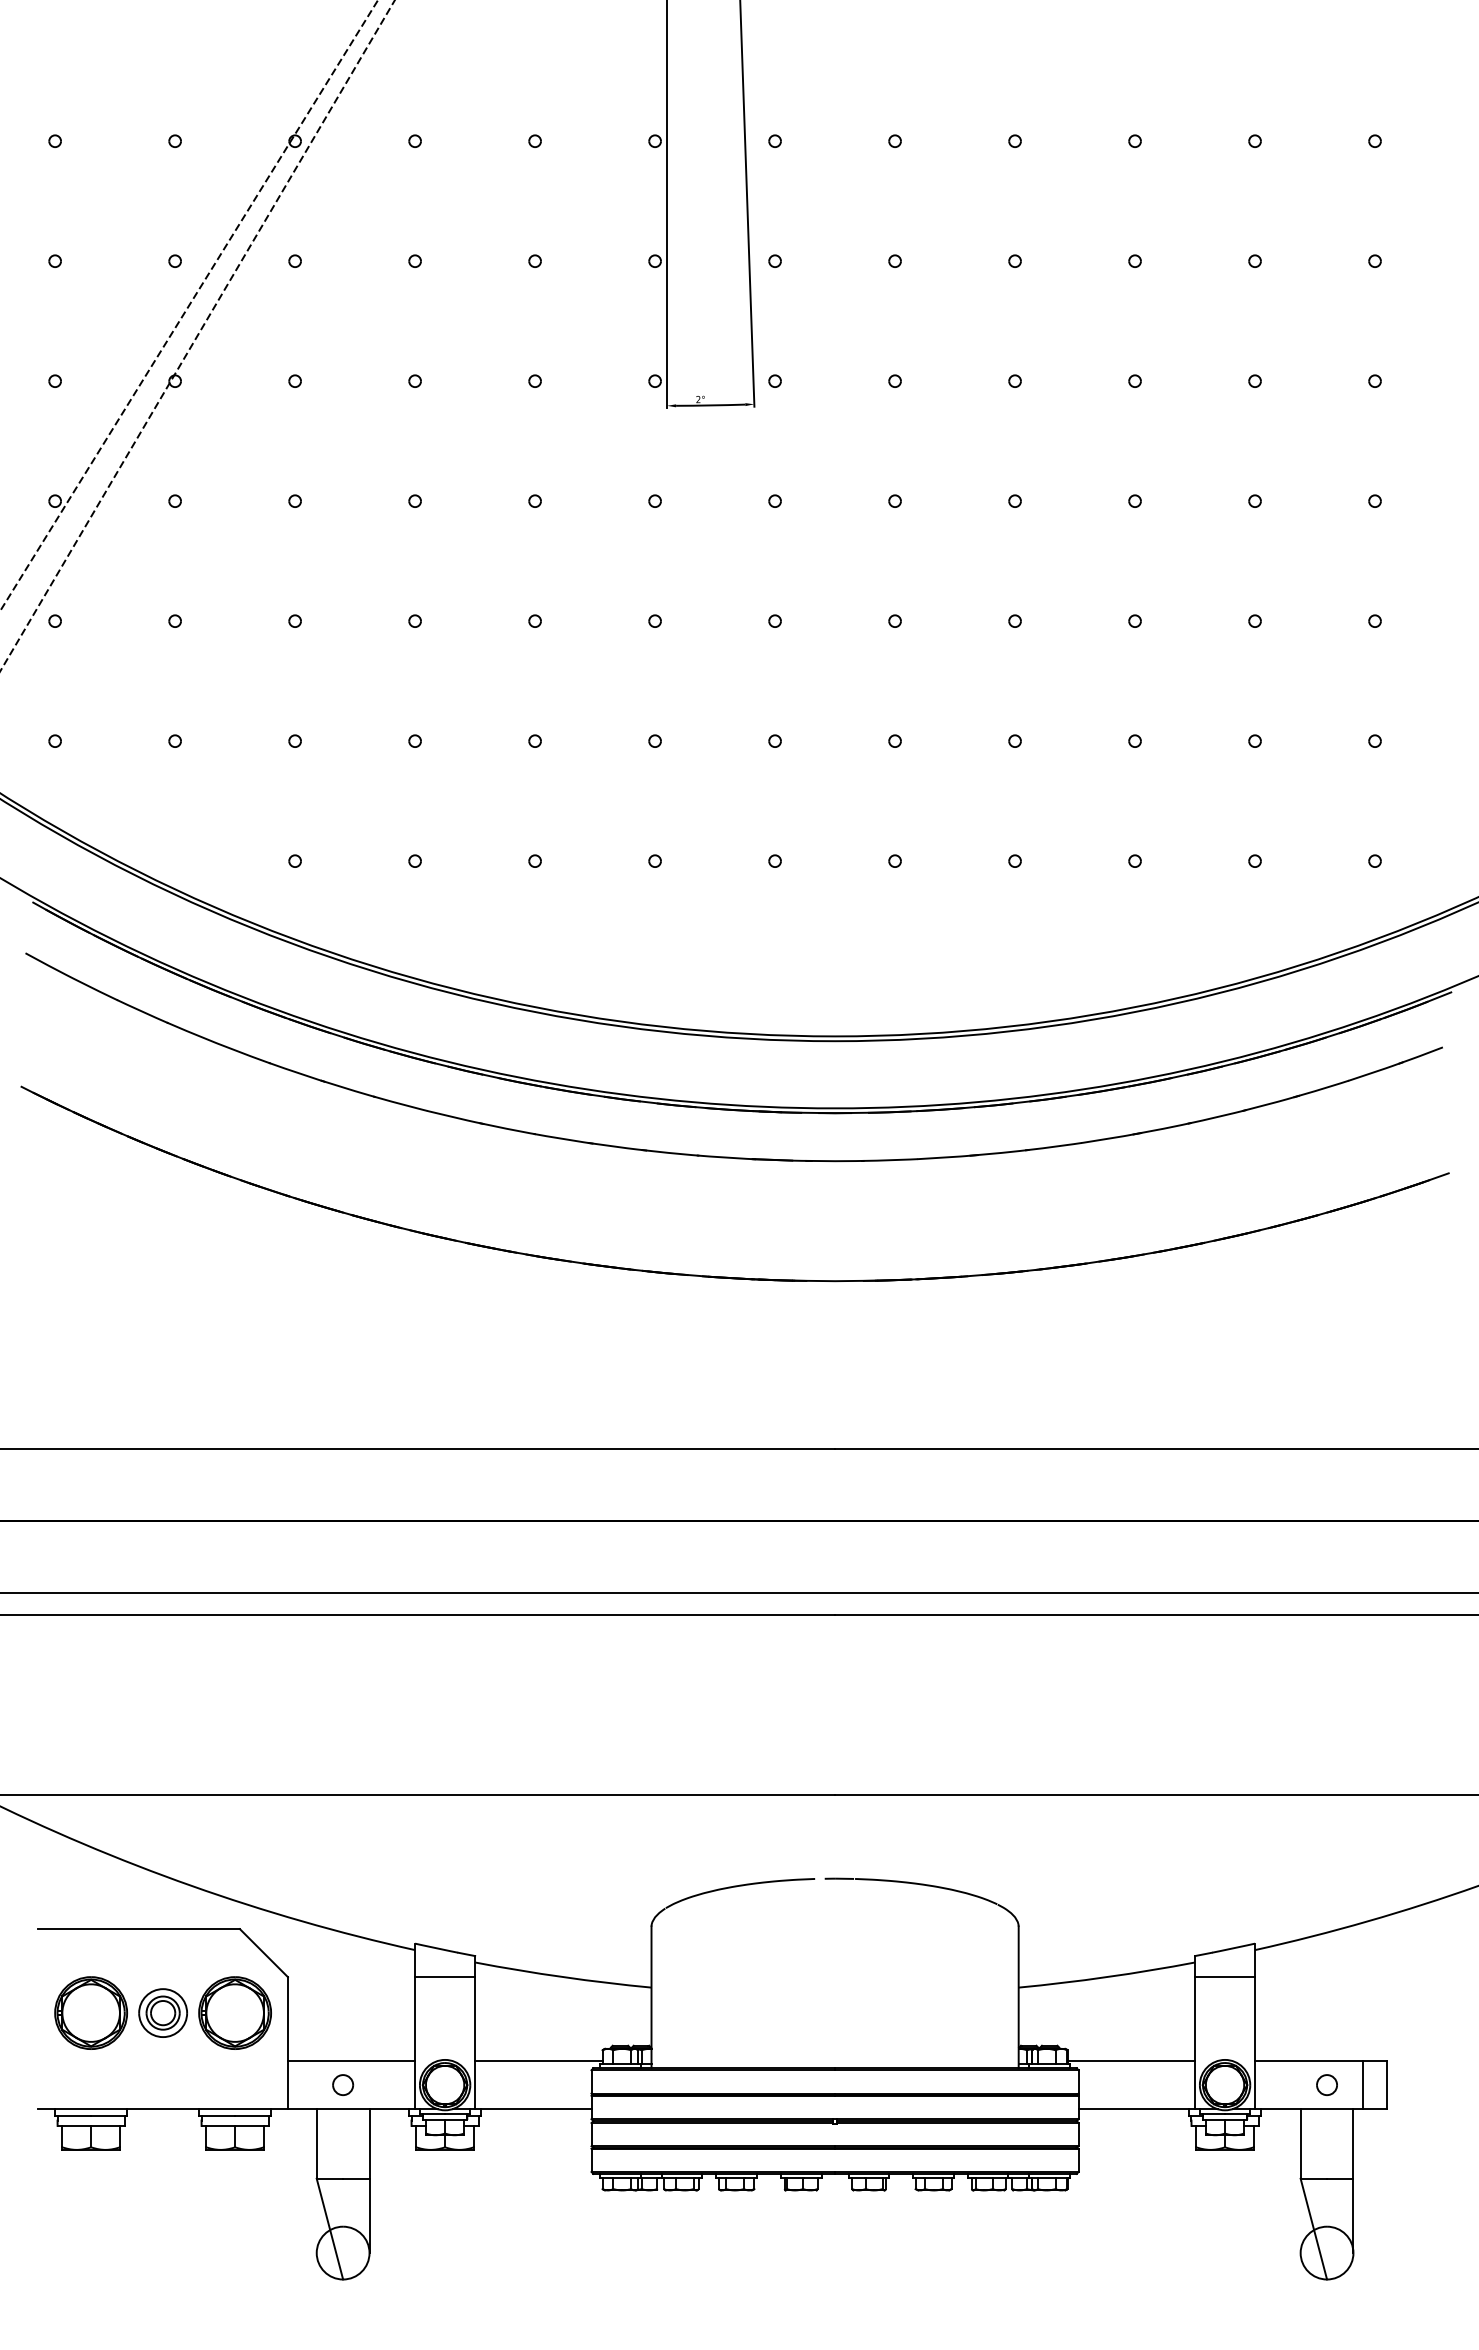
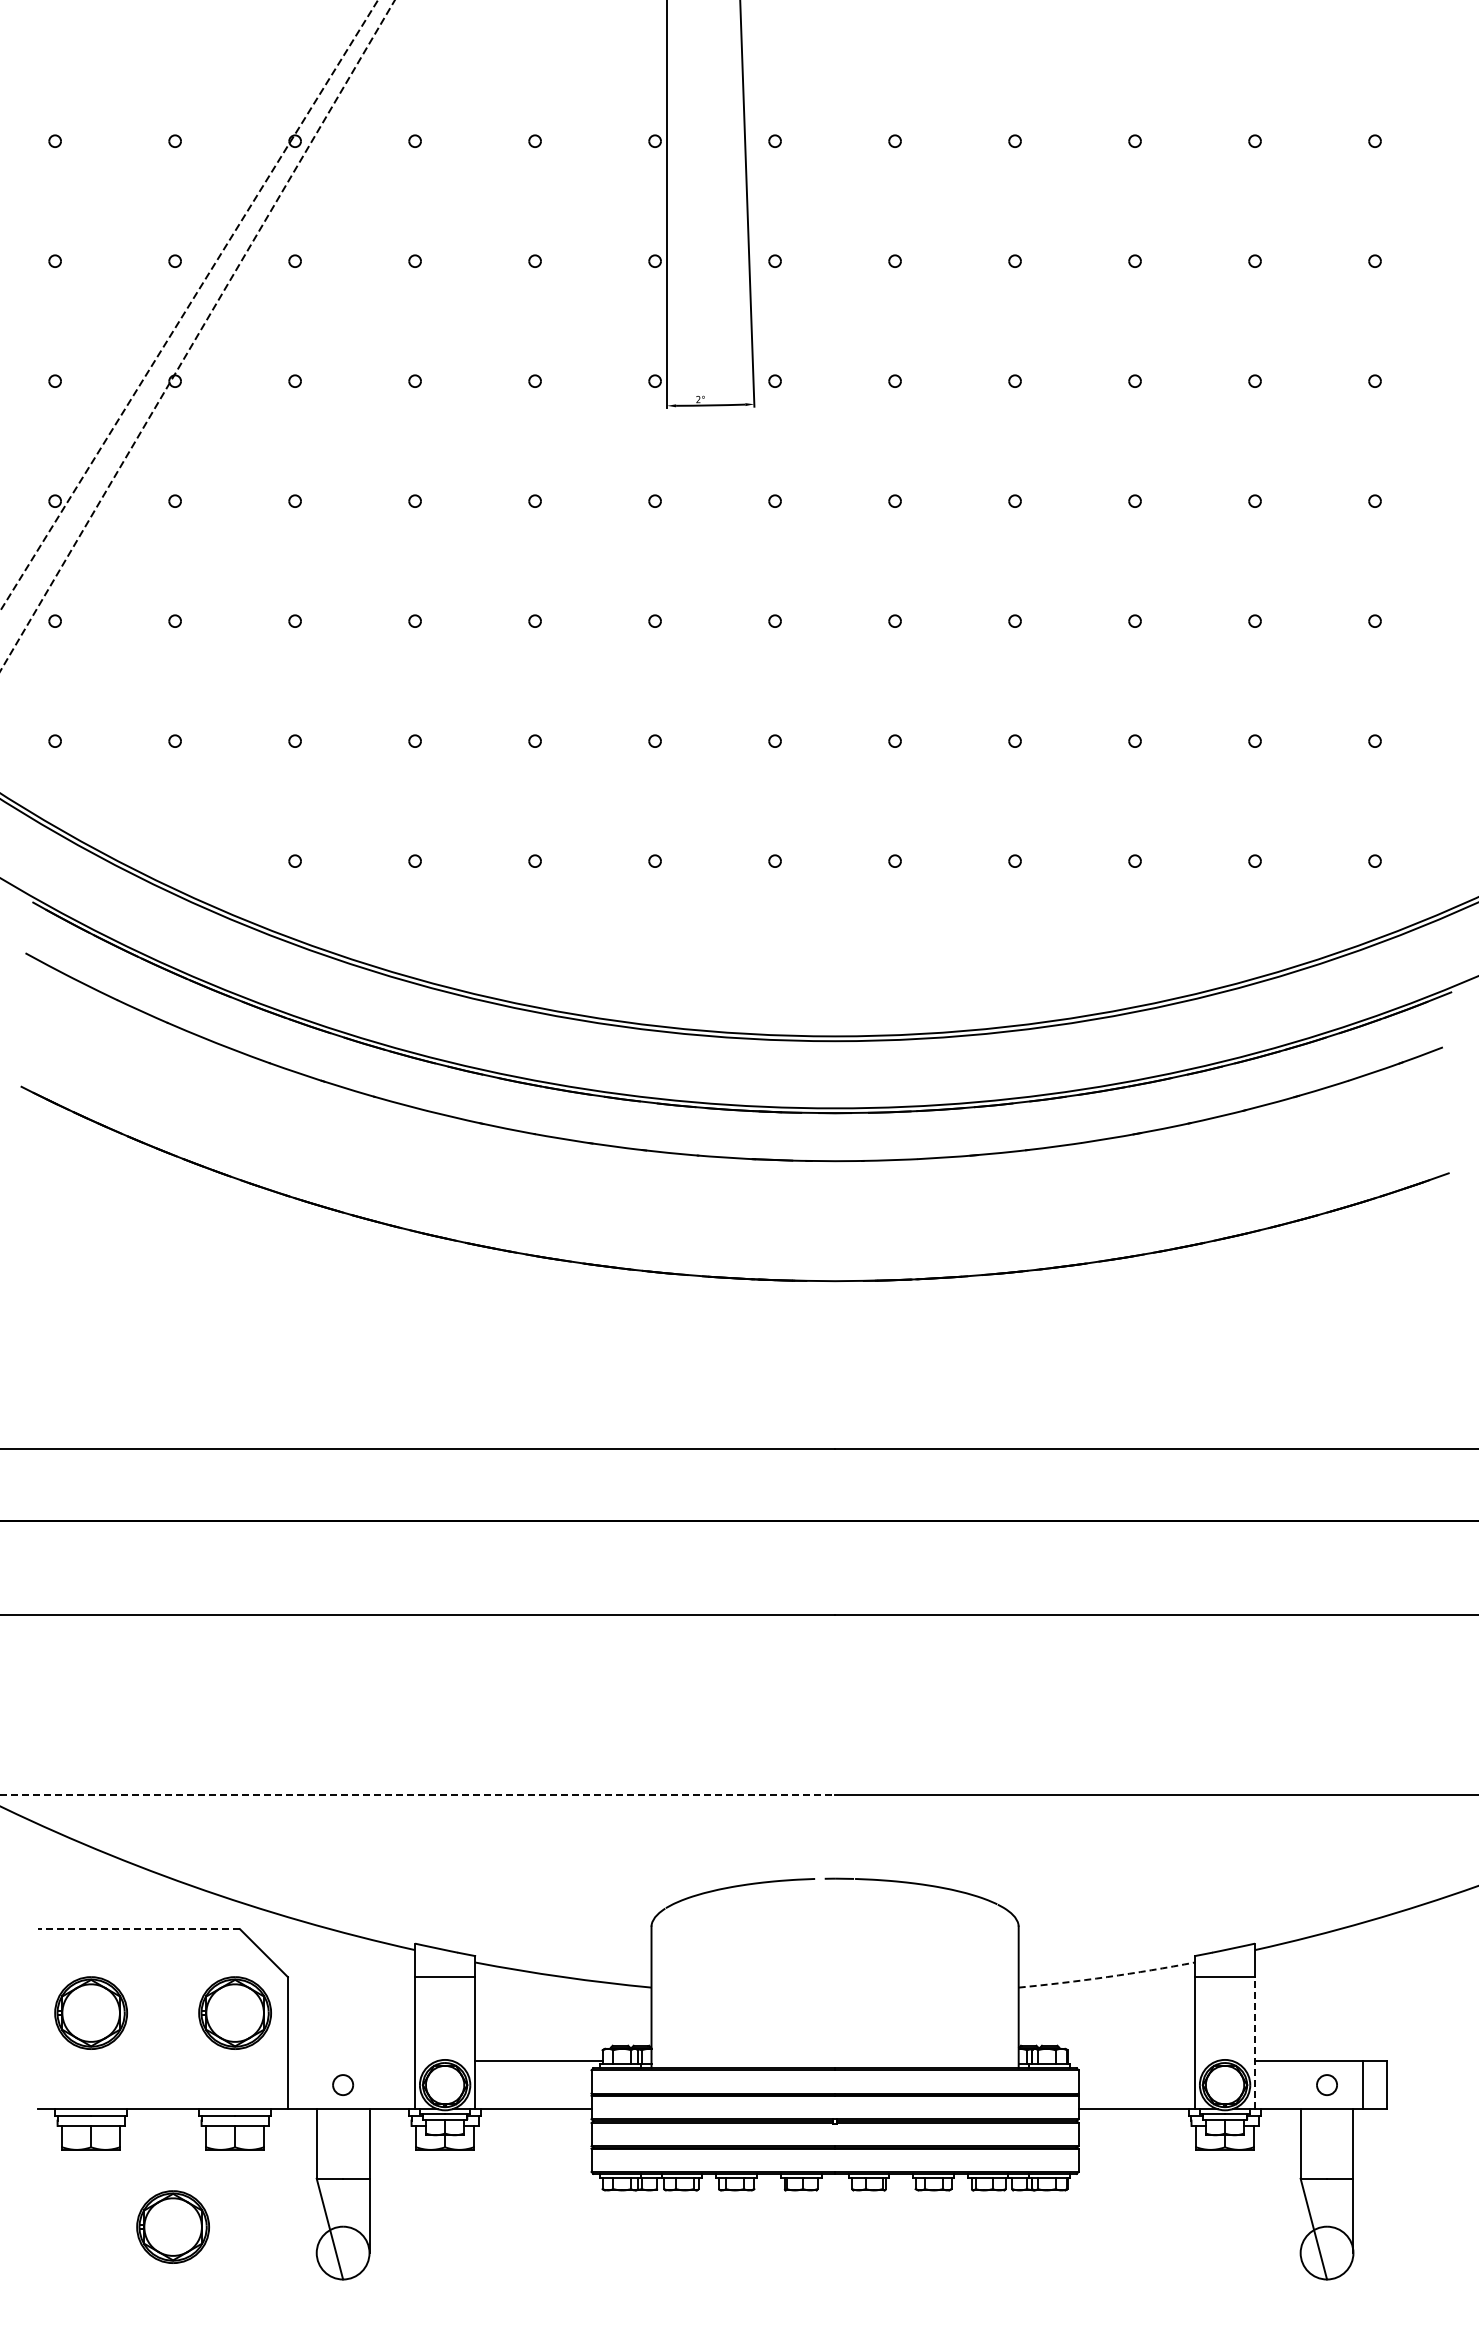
line: present -> none (738, 1593)
line: solid -> dashed (418, 1795)
line: solid -> dashed (139, 1929)
arc: solid -> dashed (1107, 1977)
part: present -> none (162, 2012)
line: solid -> dashed (1255, 2043)
line: present -> none (351, 2061)
line: present -> none (1131, 2061)
part: none -> present (172, 2226)
